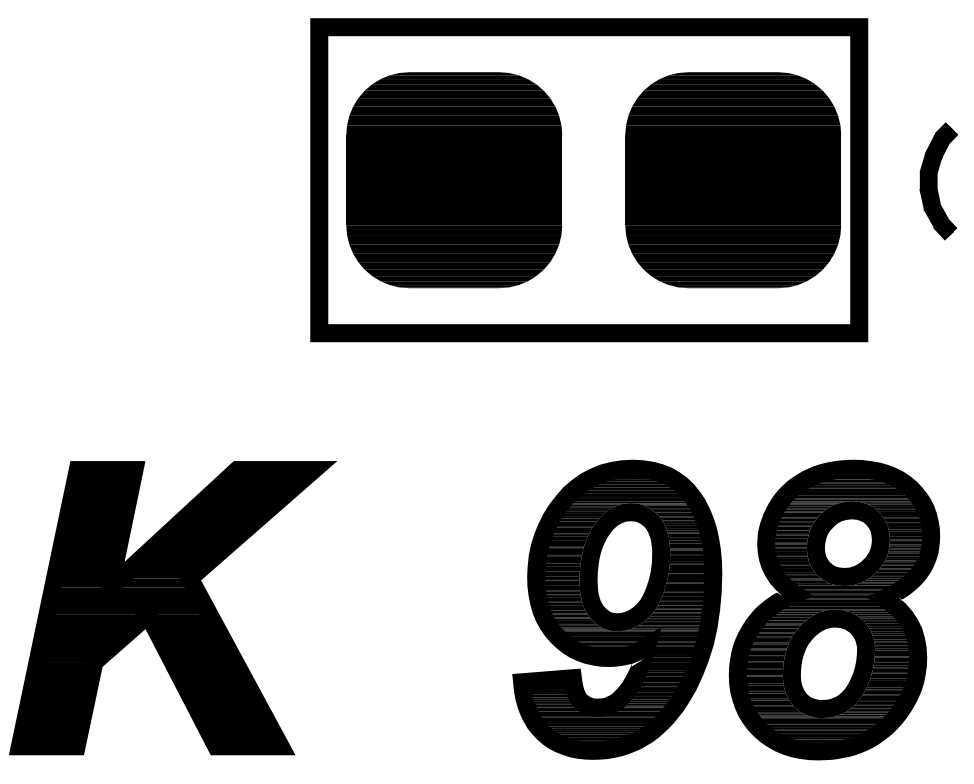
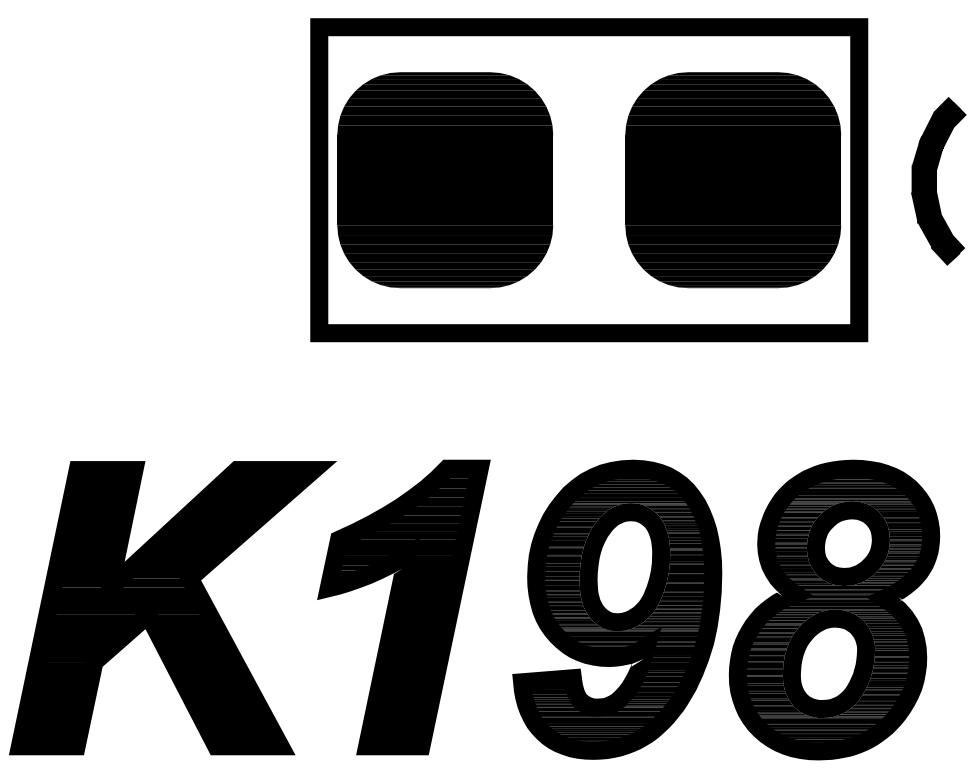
part position: (454, 180) -> (445, 180) (445, 180)
part size: 40x119 px -> 56x169 px (938, 181)
part: none -> present (403, 607)
